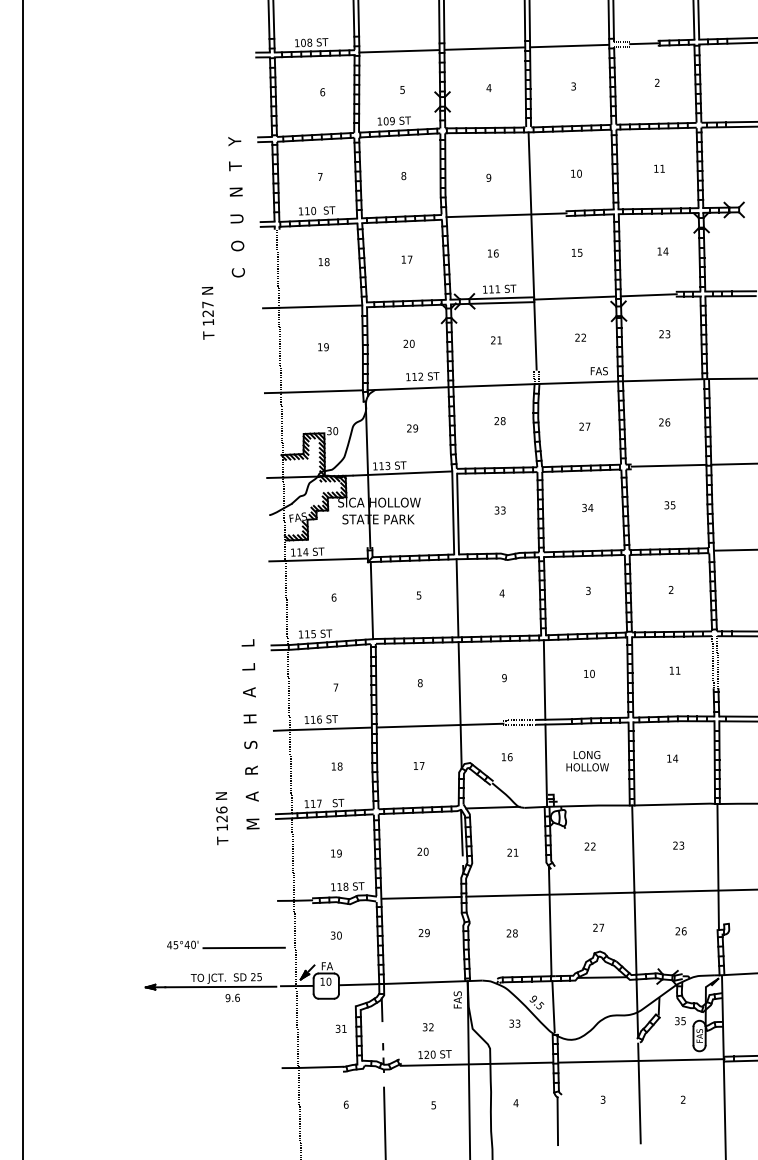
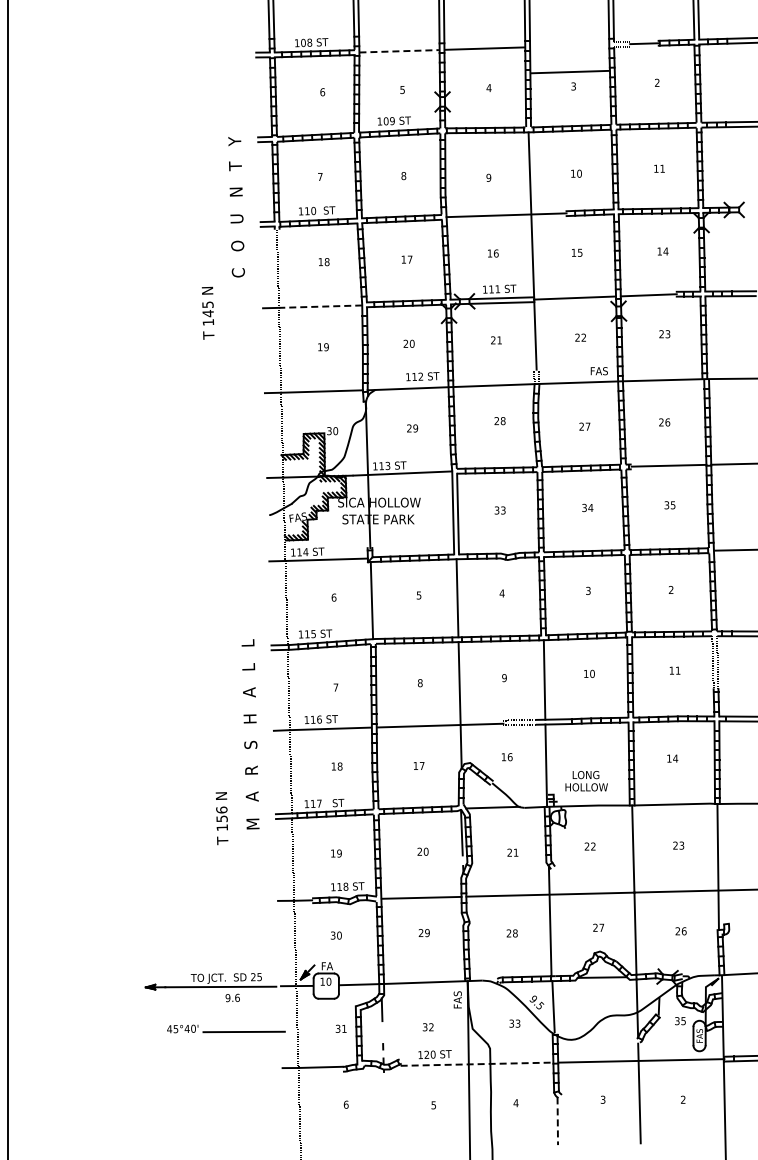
line position: (569, 45) -> (570, 71) (570, 71)
line: solid -> dashed (399, 51)
line: solid -> dashed (320, 306)
text: 127 -> 145 (207, 309)
line position: (22, 579) -> (7, 579) (7, 579)
text position: (587, 761) -> (586, 781) (586, 781)
text: 126 -> 156 (221, 818)
part position: (226, 944) -> (226, 1028) (226, 1028)
line: solid -> dashed (476, 1064)
line: present -> none (384, 1121)
line: solid -> dashed (557, 1121)
